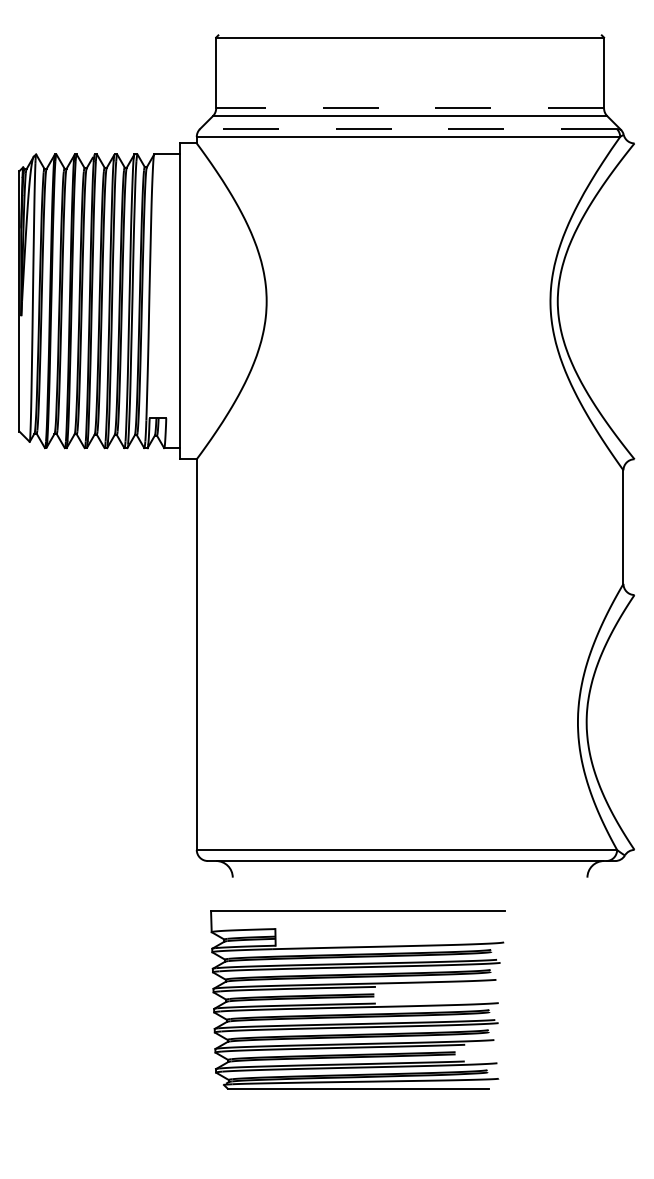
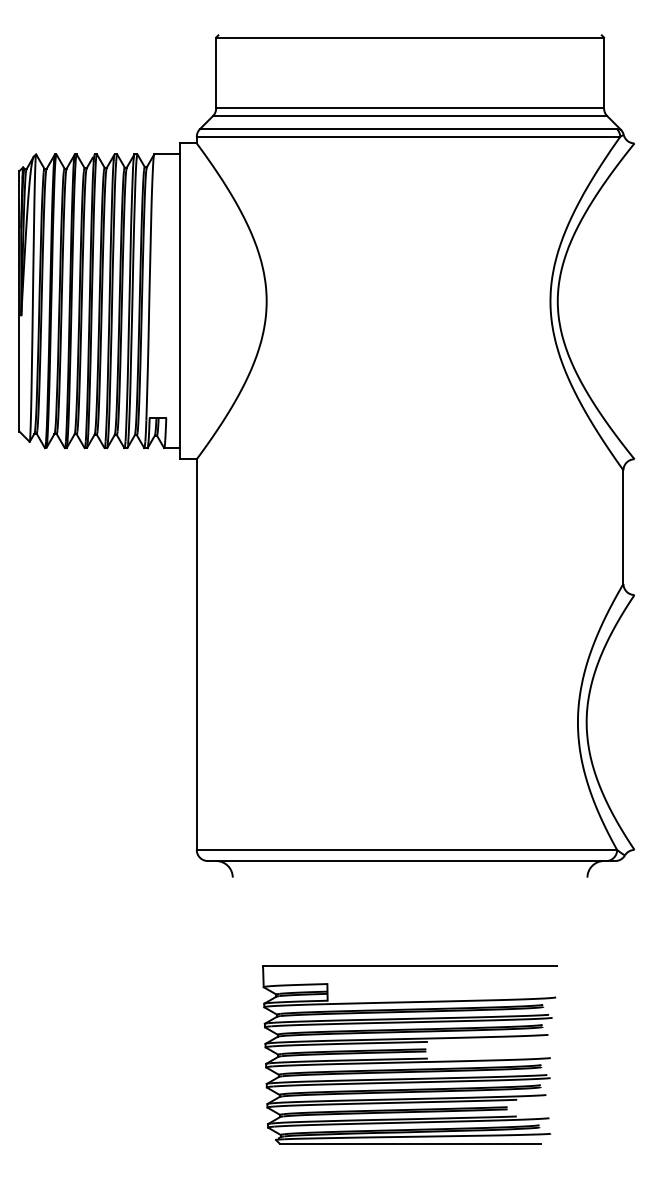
line: dashed -> solid (410, 108)
line: dashed -> solid (408, 129)
part position: (357, 999) -> (409, 1054) (409, 1054)
